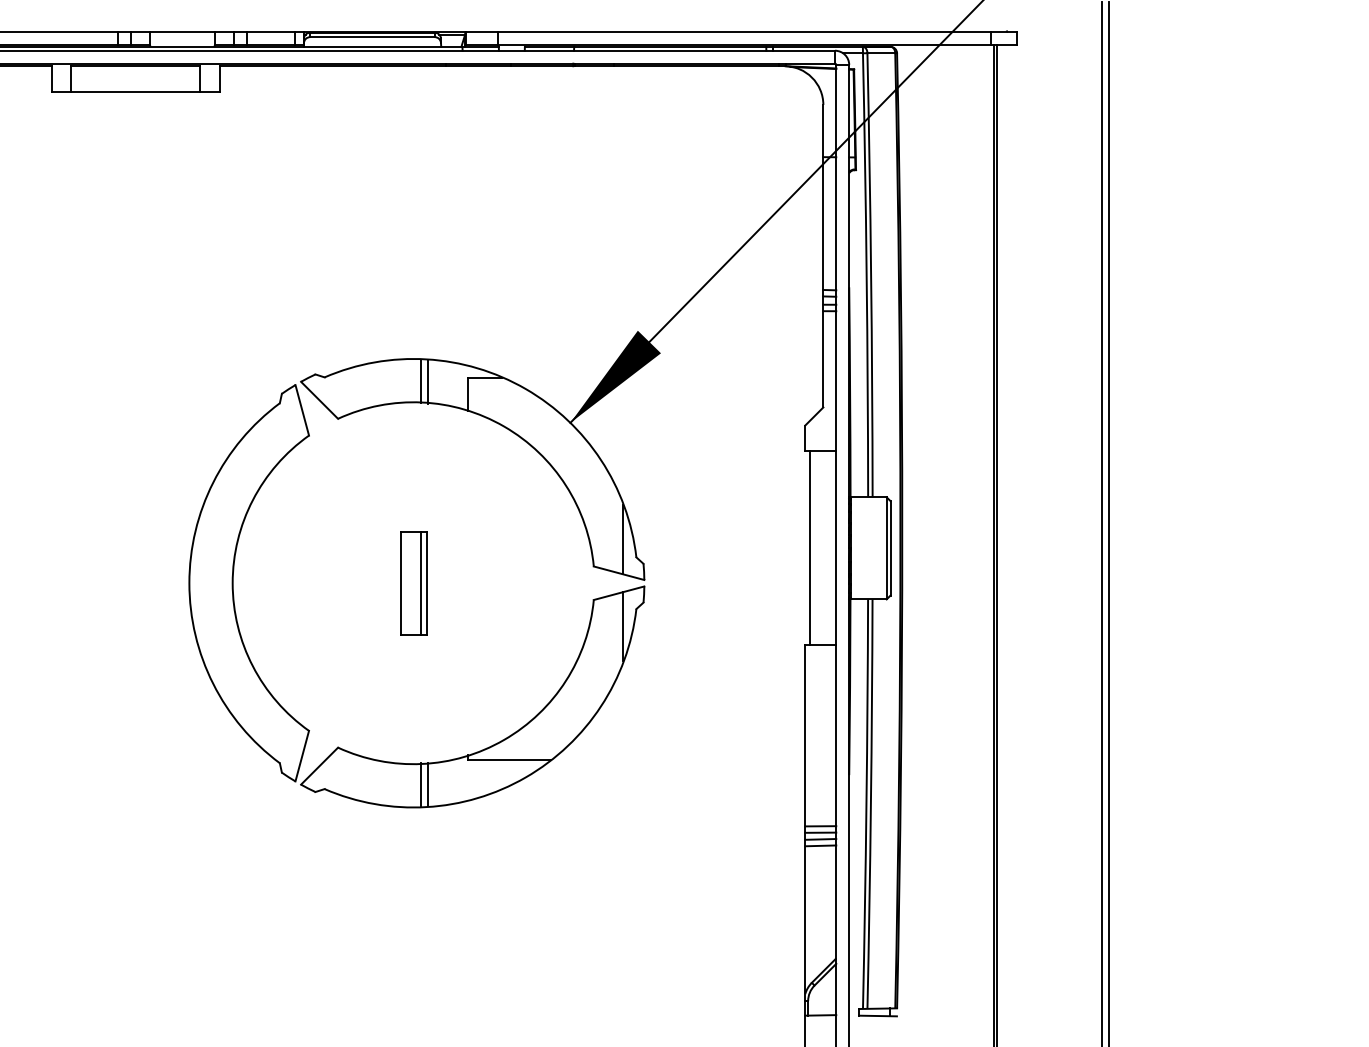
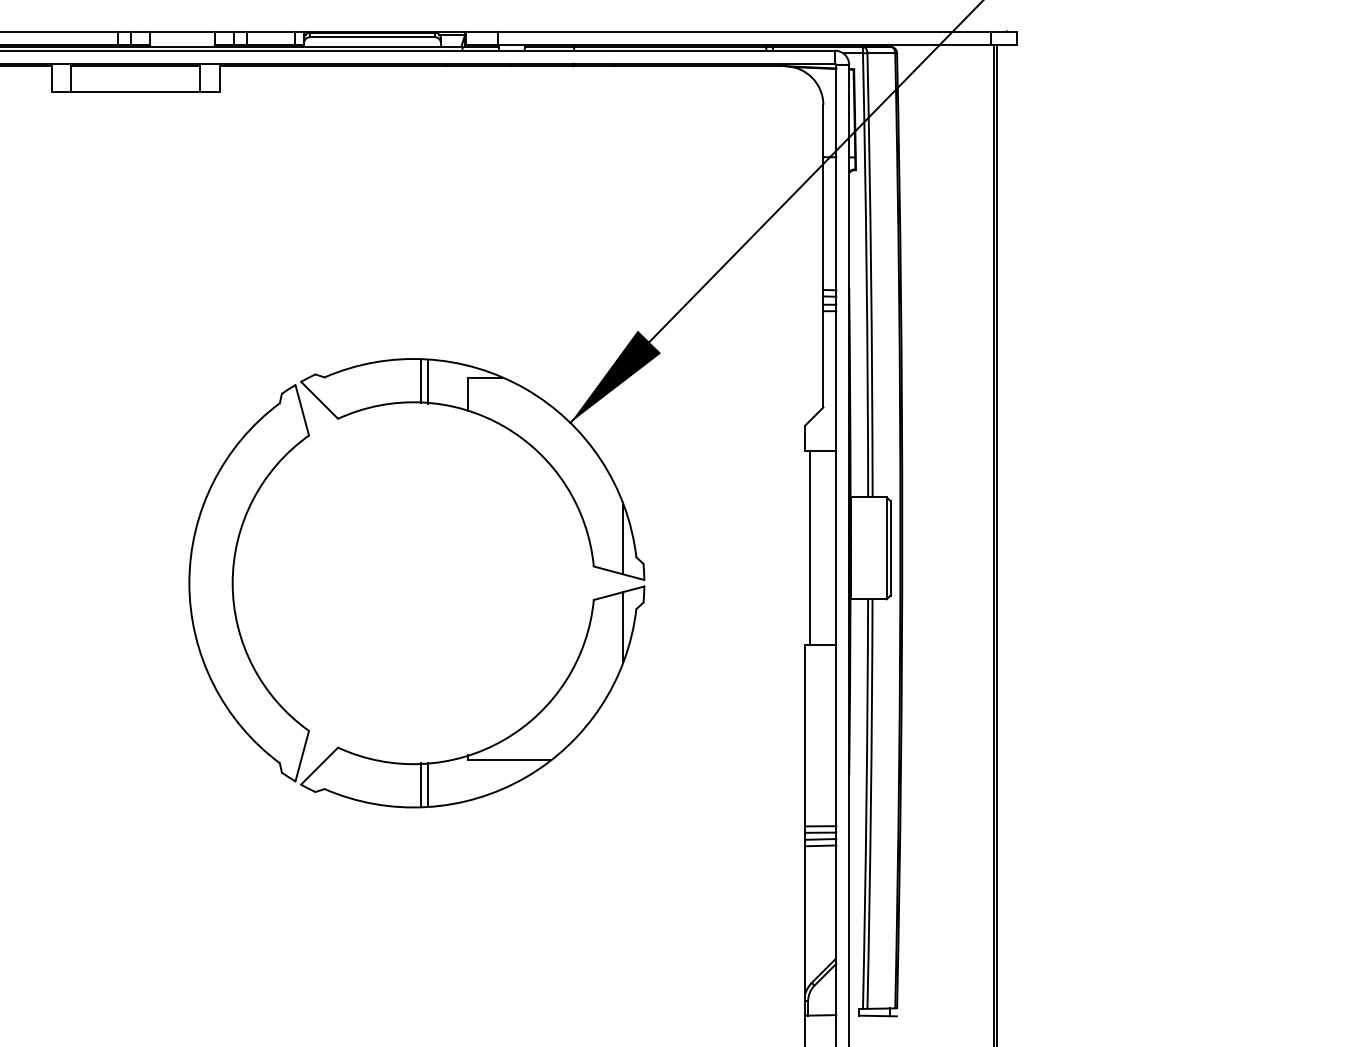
line: present -> none (1102, 522)
line: present -> none (1109, 522)
part: present -> none (413, 583)
